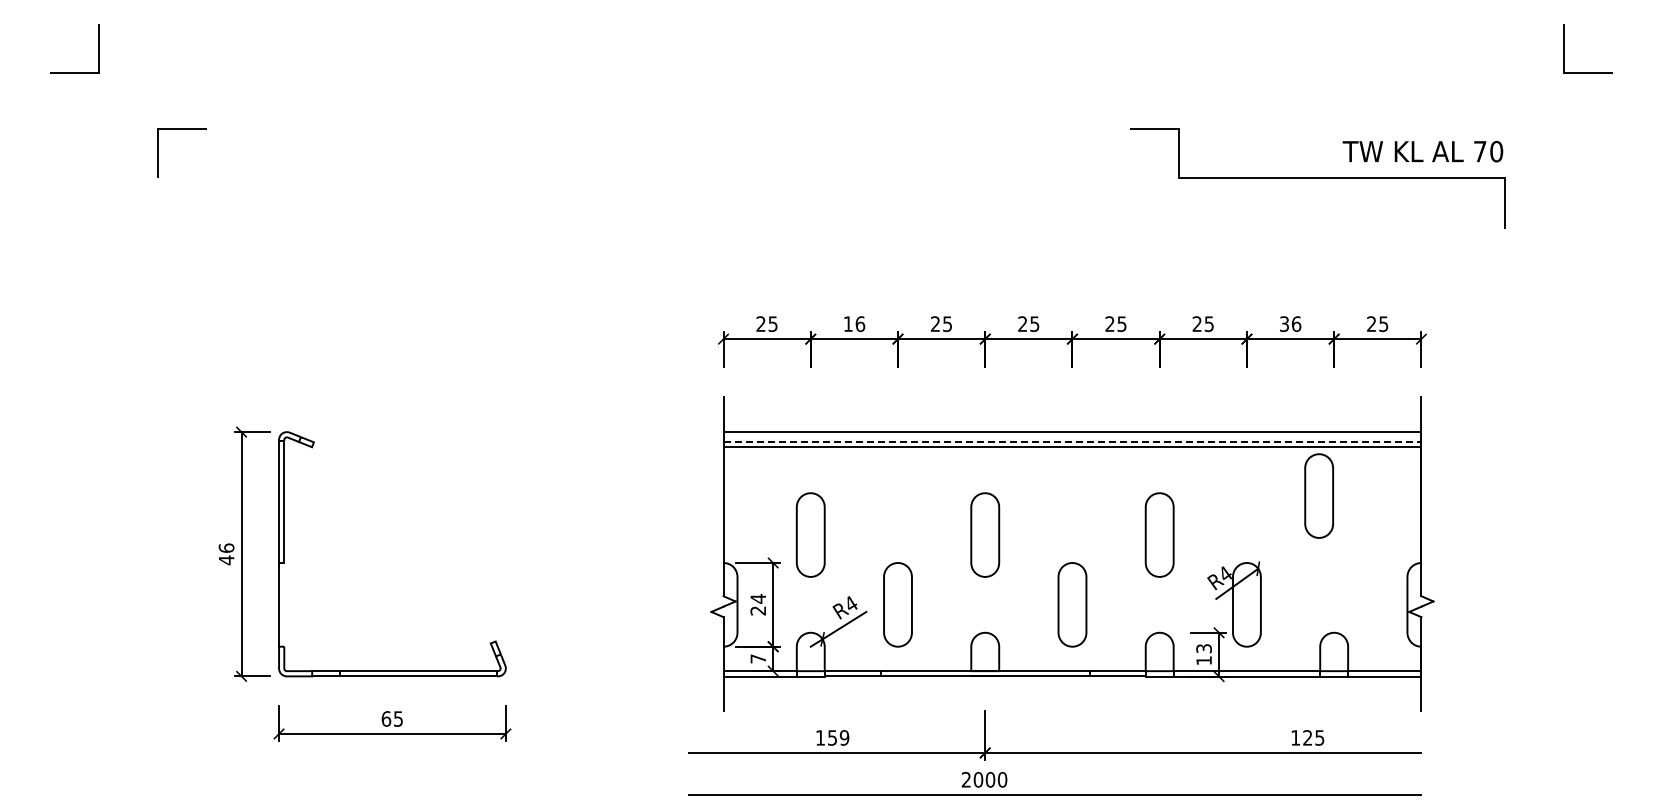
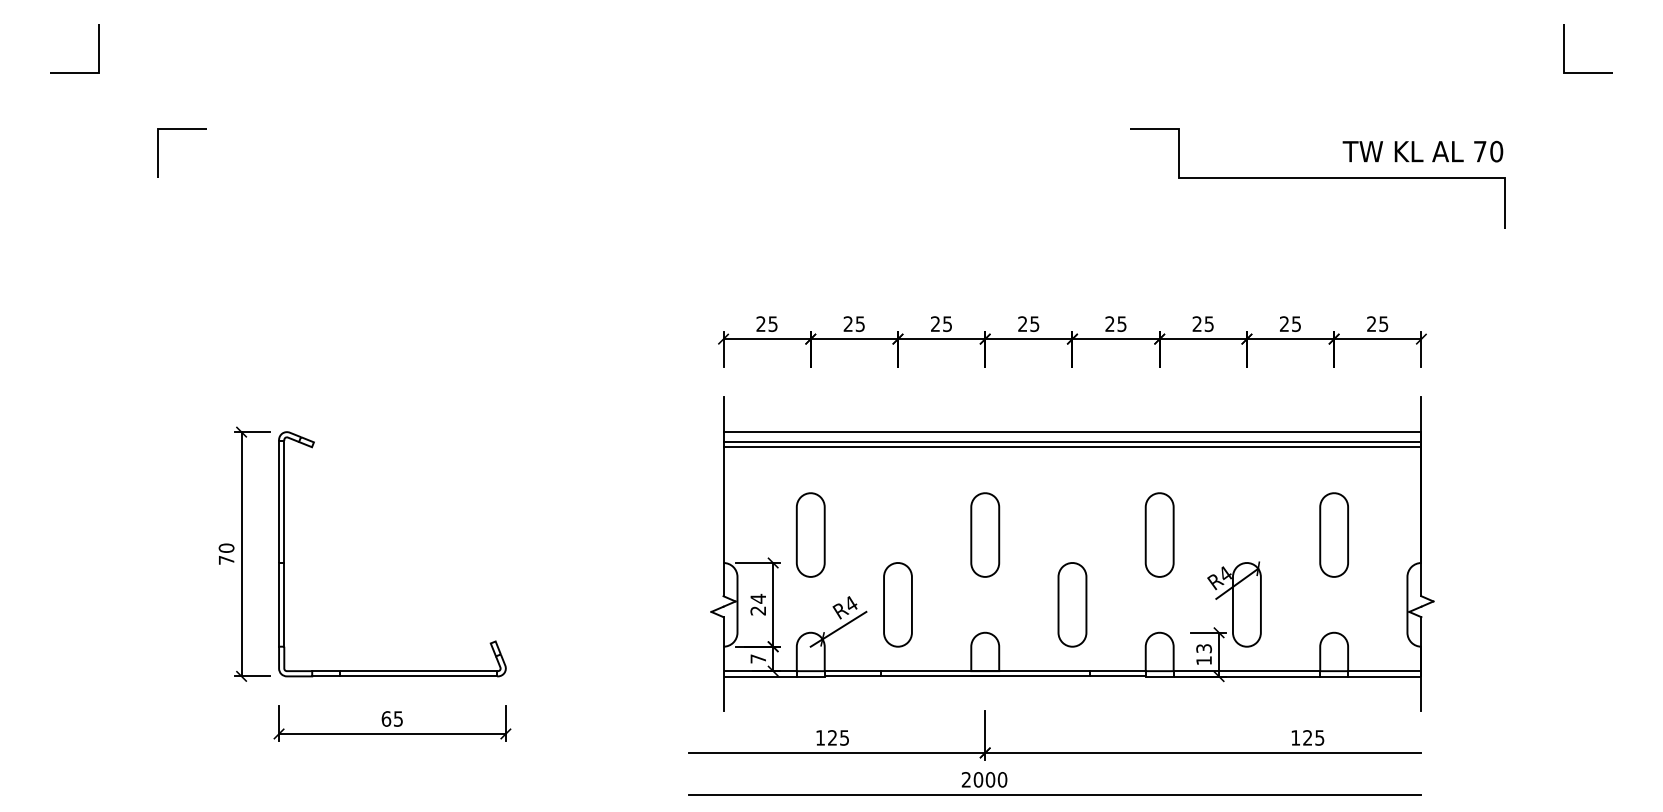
text: 16 -> 25 (854, 324)
text: 36 -> 25 (1290, 324)
line: dashed -> solid (1072, 442)
part position: (1318, 495) -> (1333, 534) (1333, 534)
text: 46 -> 70 (226, 554)
line: none -> present (284, 604)
text: 159 -> 125 (838, 737)
